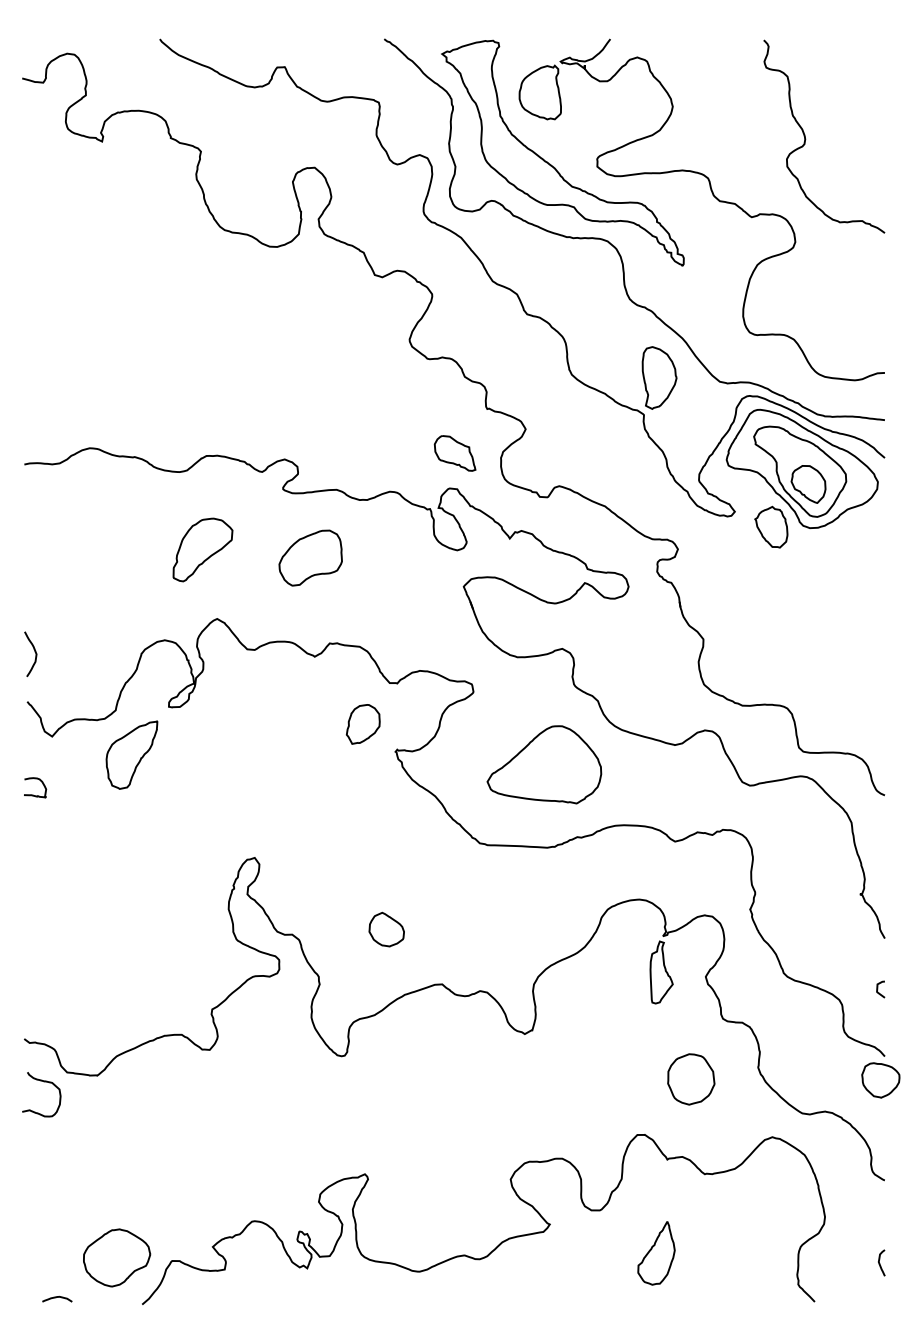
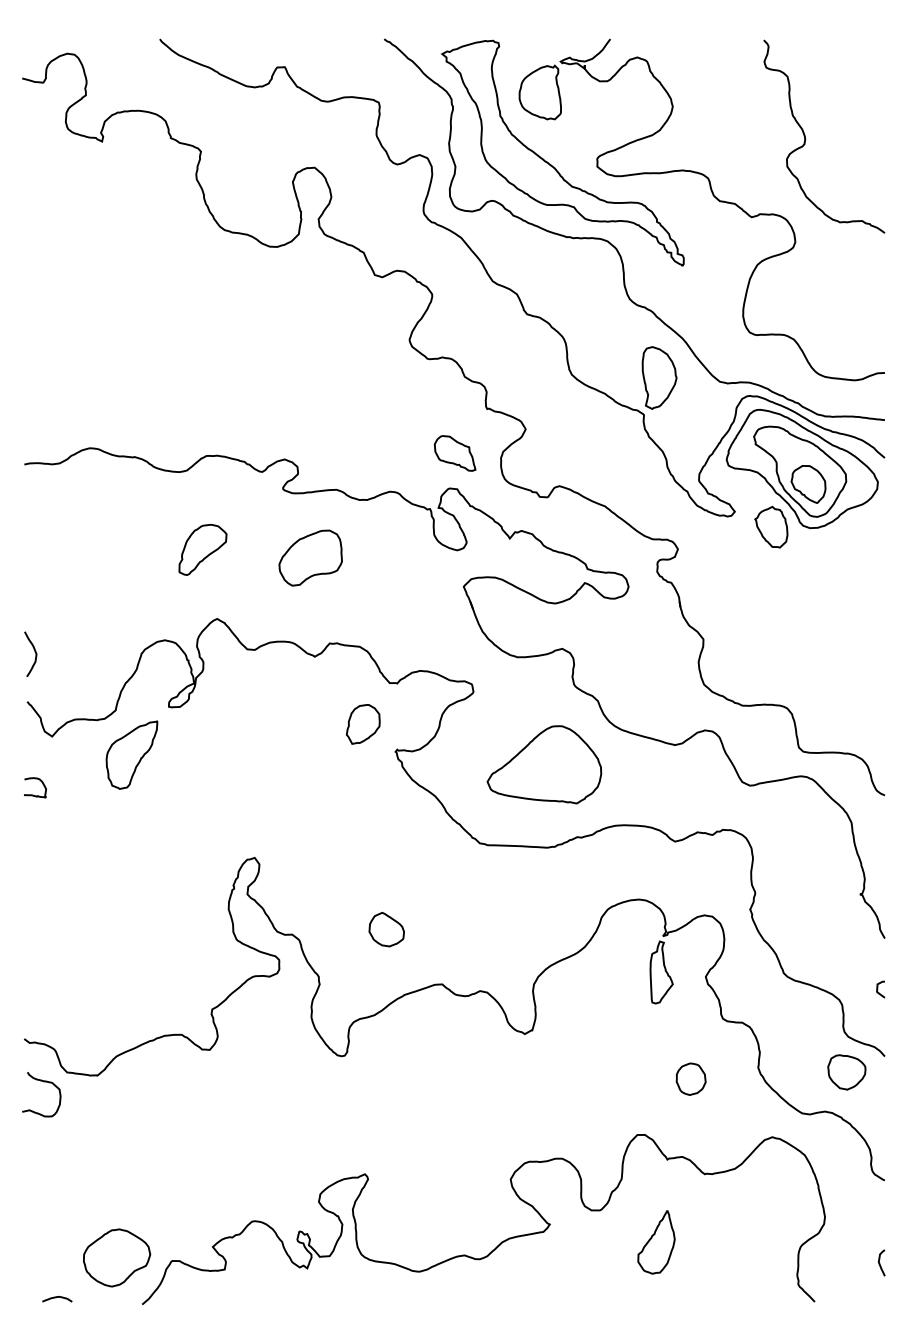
part size: 62x66 px -> 50x53 px (202, 549)
part size: 49x53 px -> 32x34 px (690, 1078)
part position: (880, 1080) -> (846, 1072) (846, 1072)
part position: (656, 1253) -> (656, 1242) (656, 1242)
